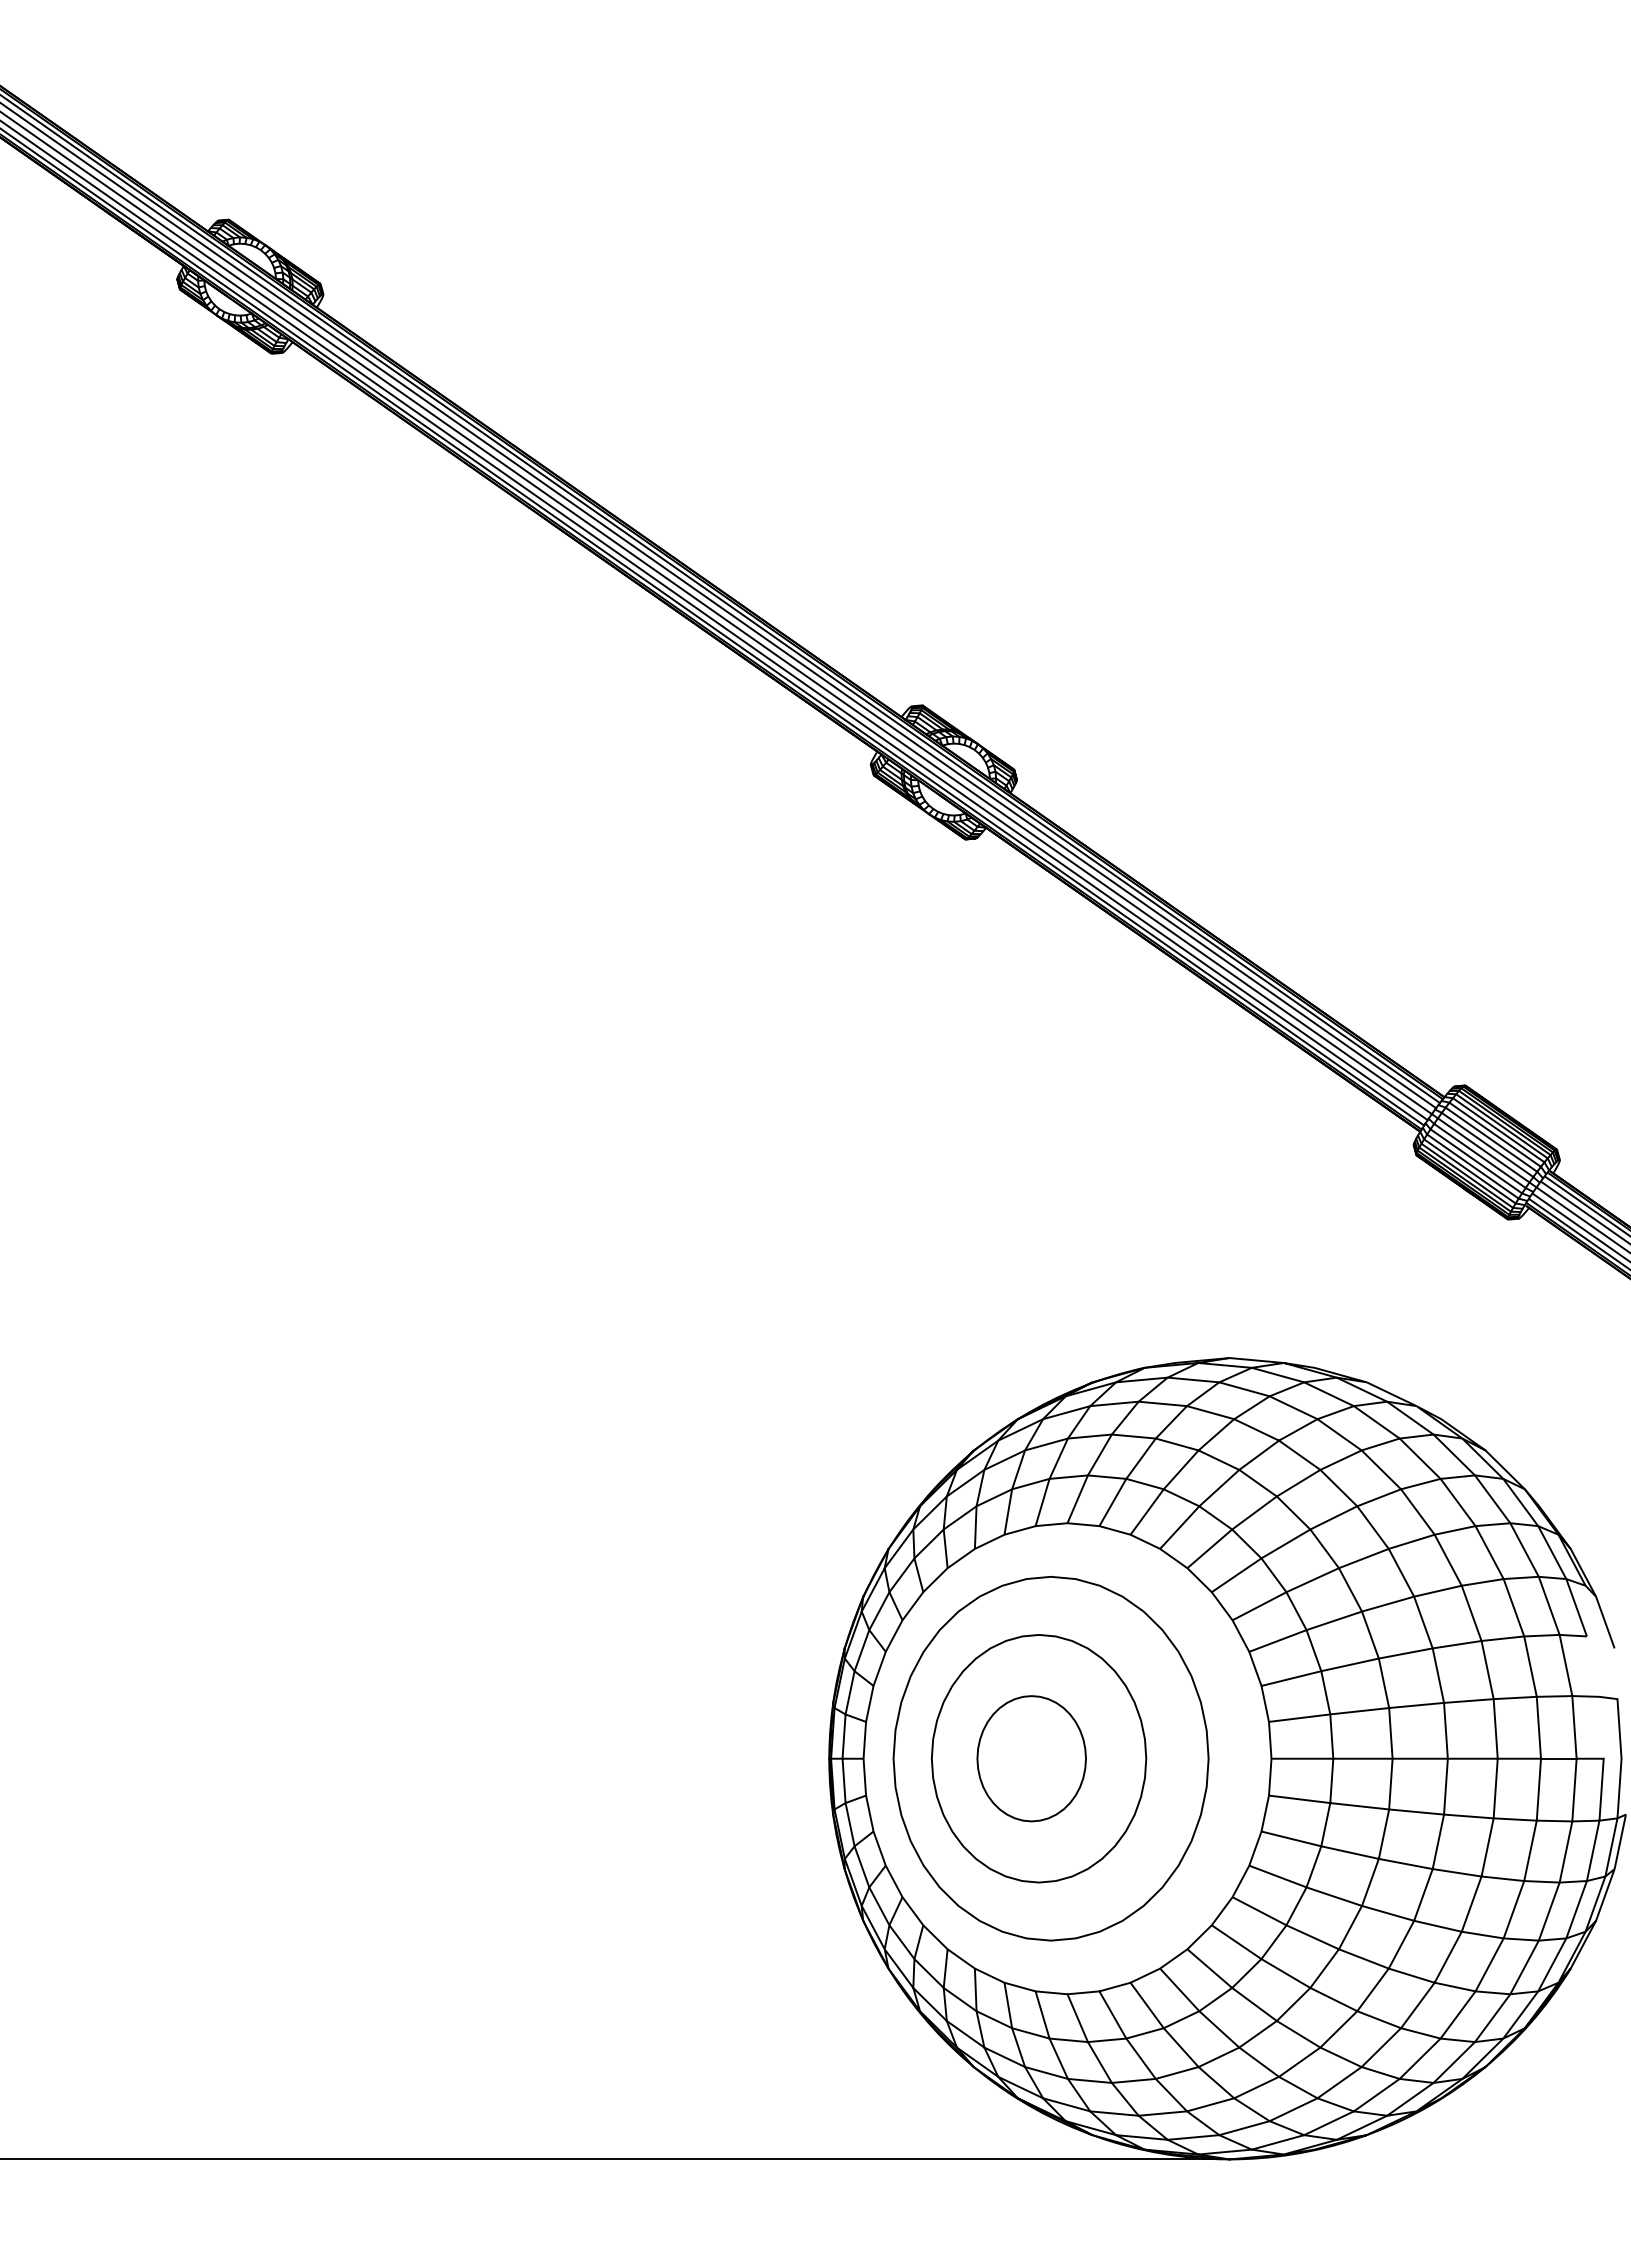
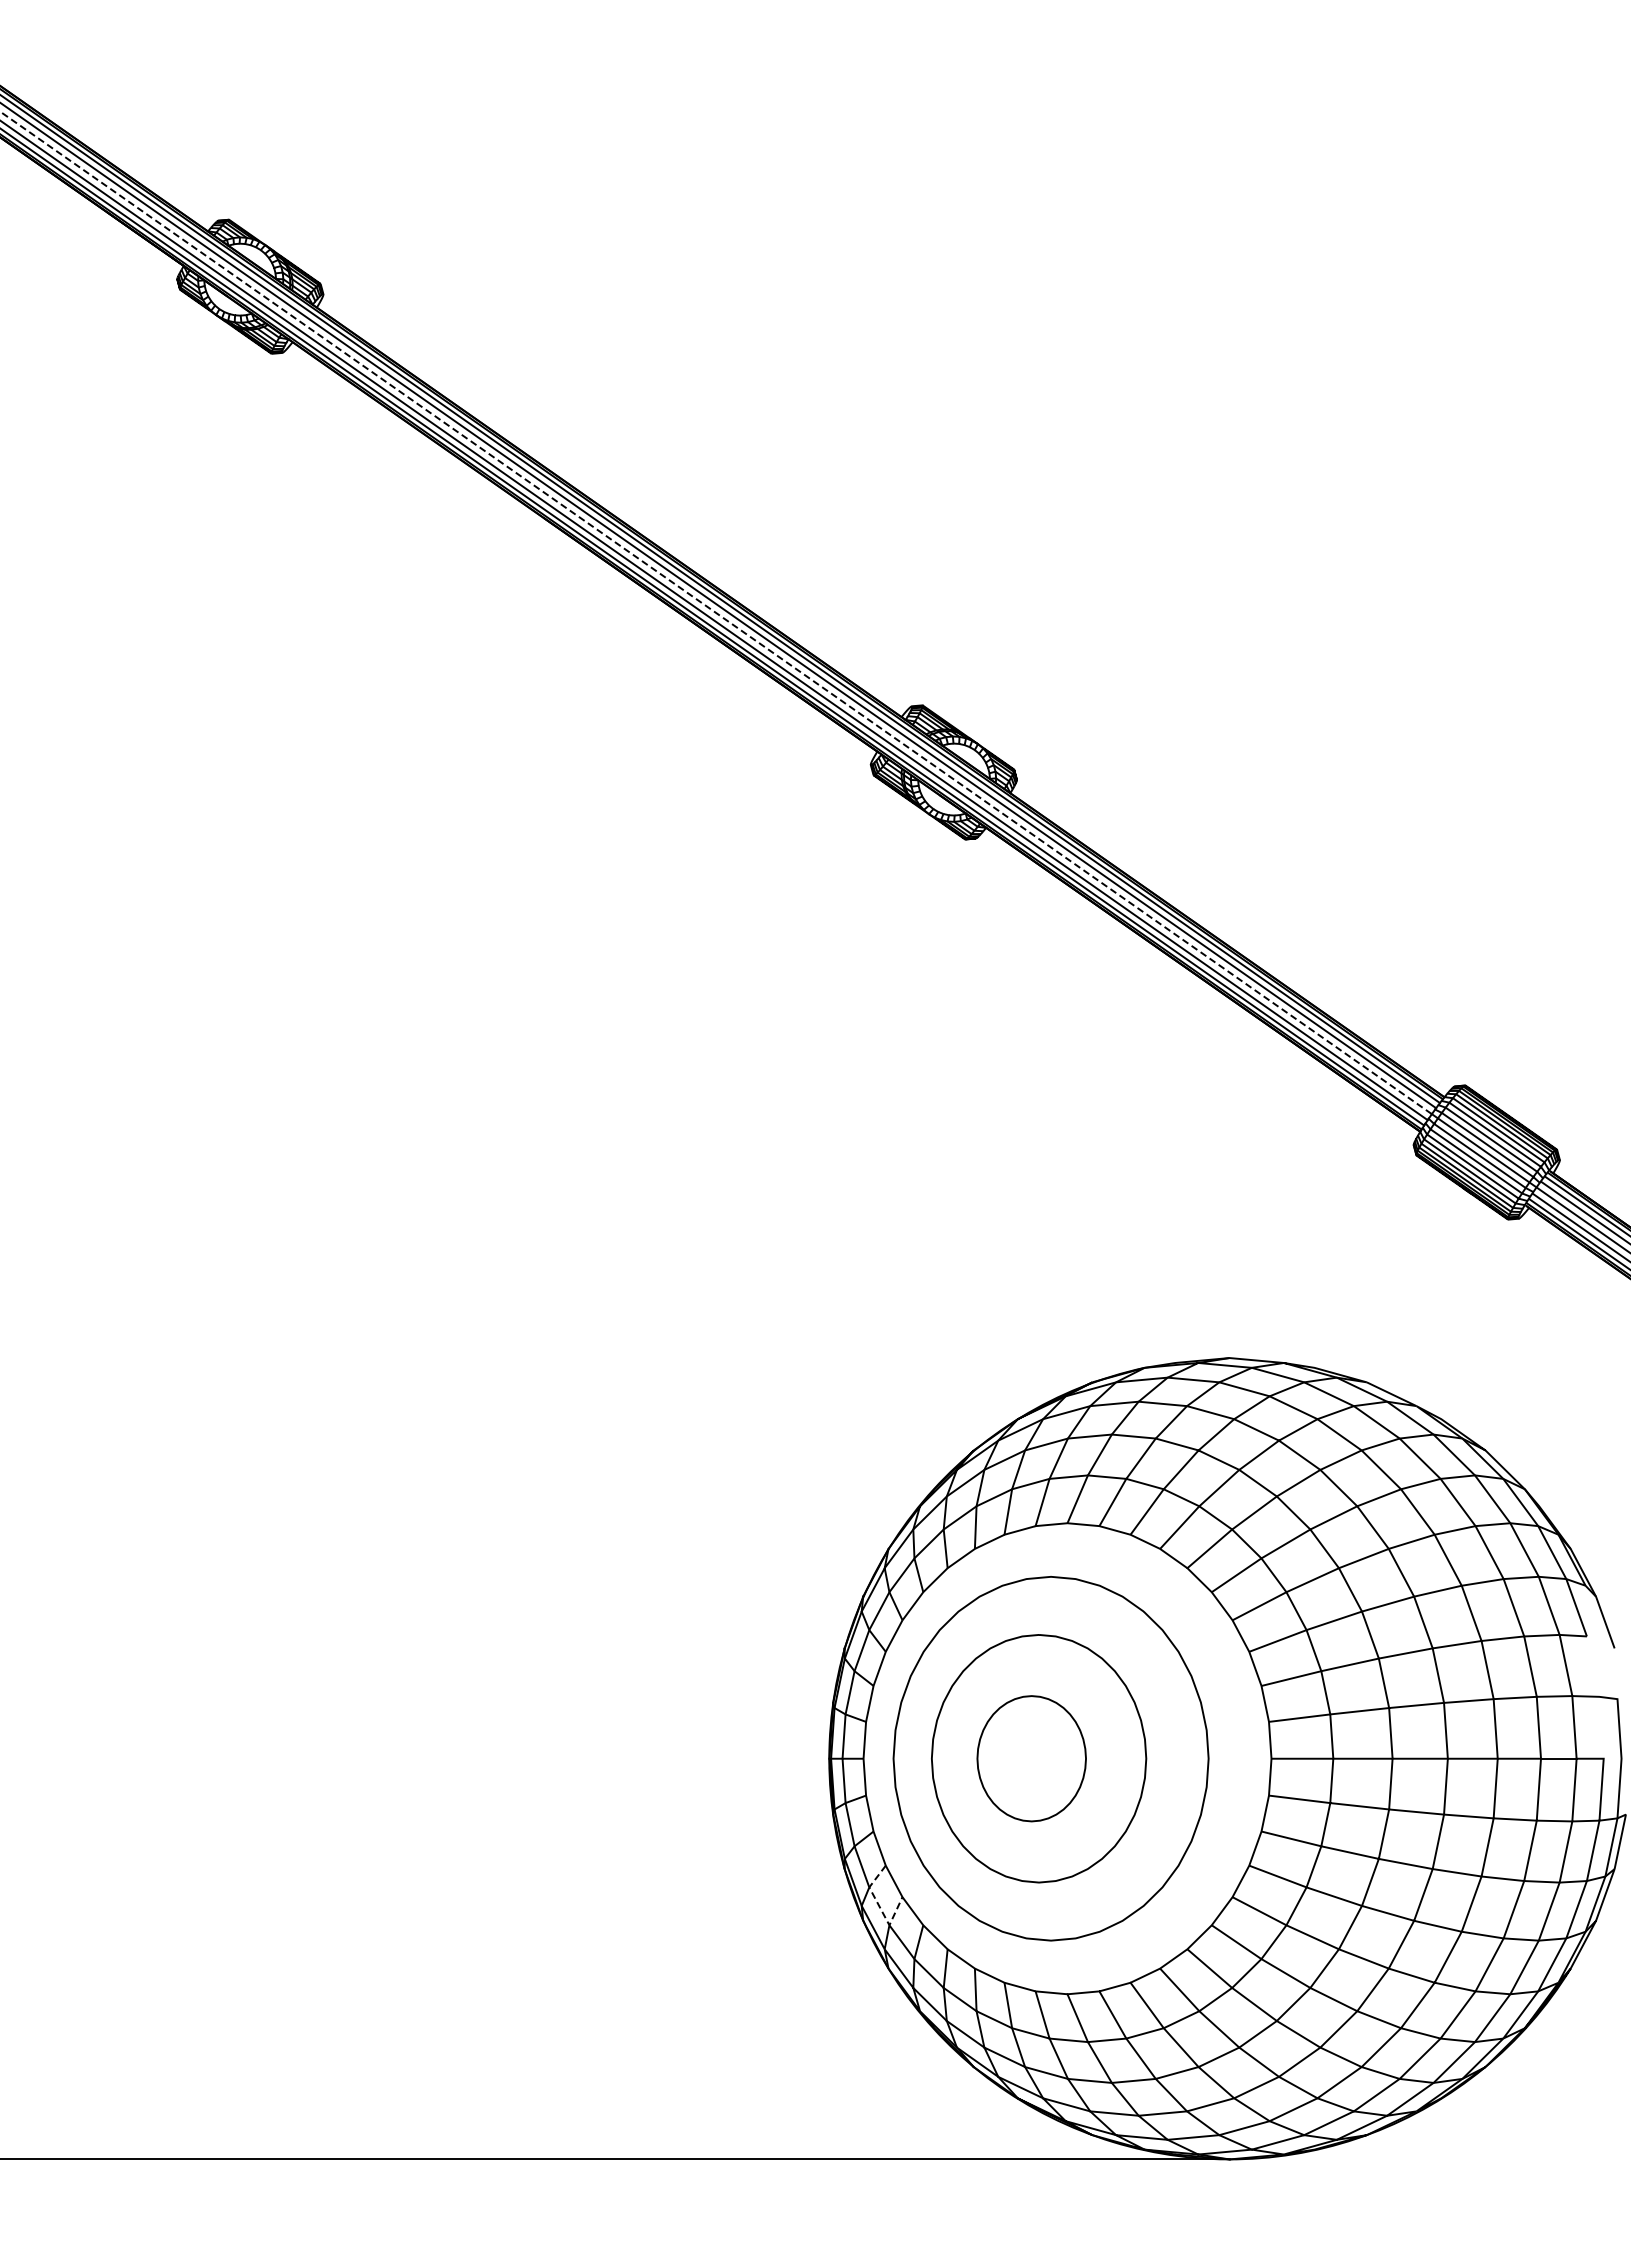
line: solid -> dashed (716, 613)
line: solid -> dashed (880, 1908)
